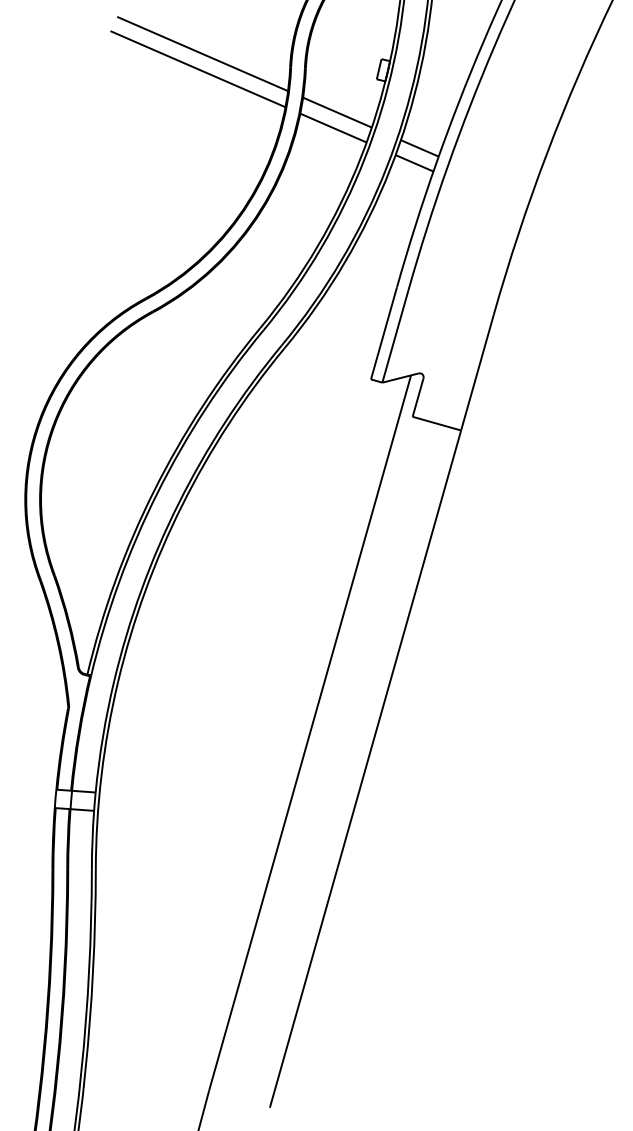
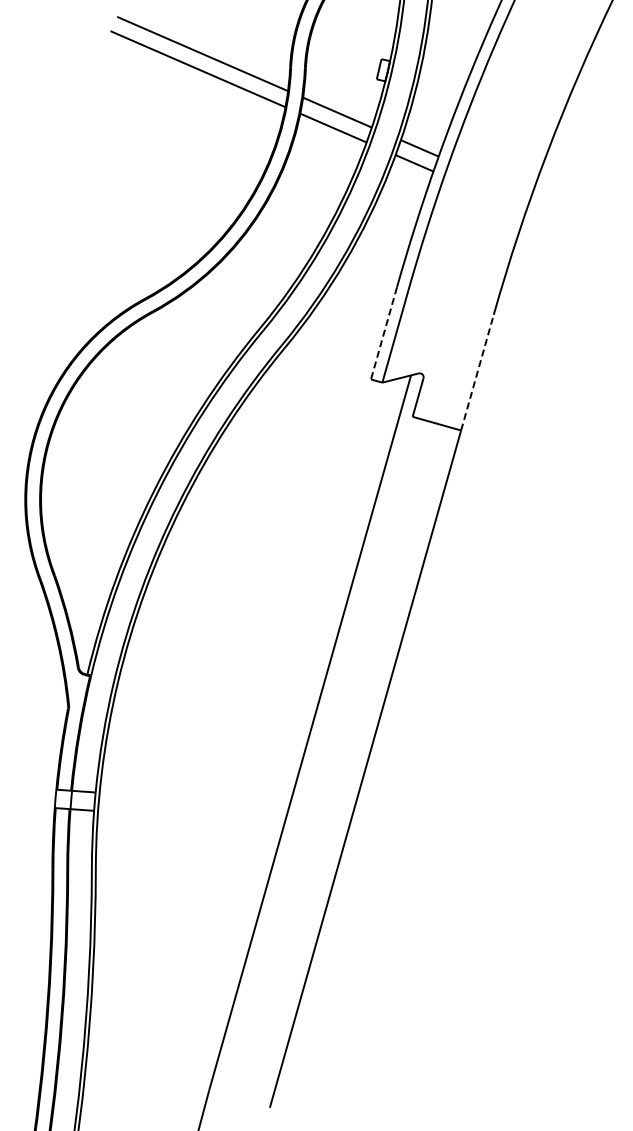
line: solid -> dashed (383, 333)
line: solid -> dashed (477, 372)
